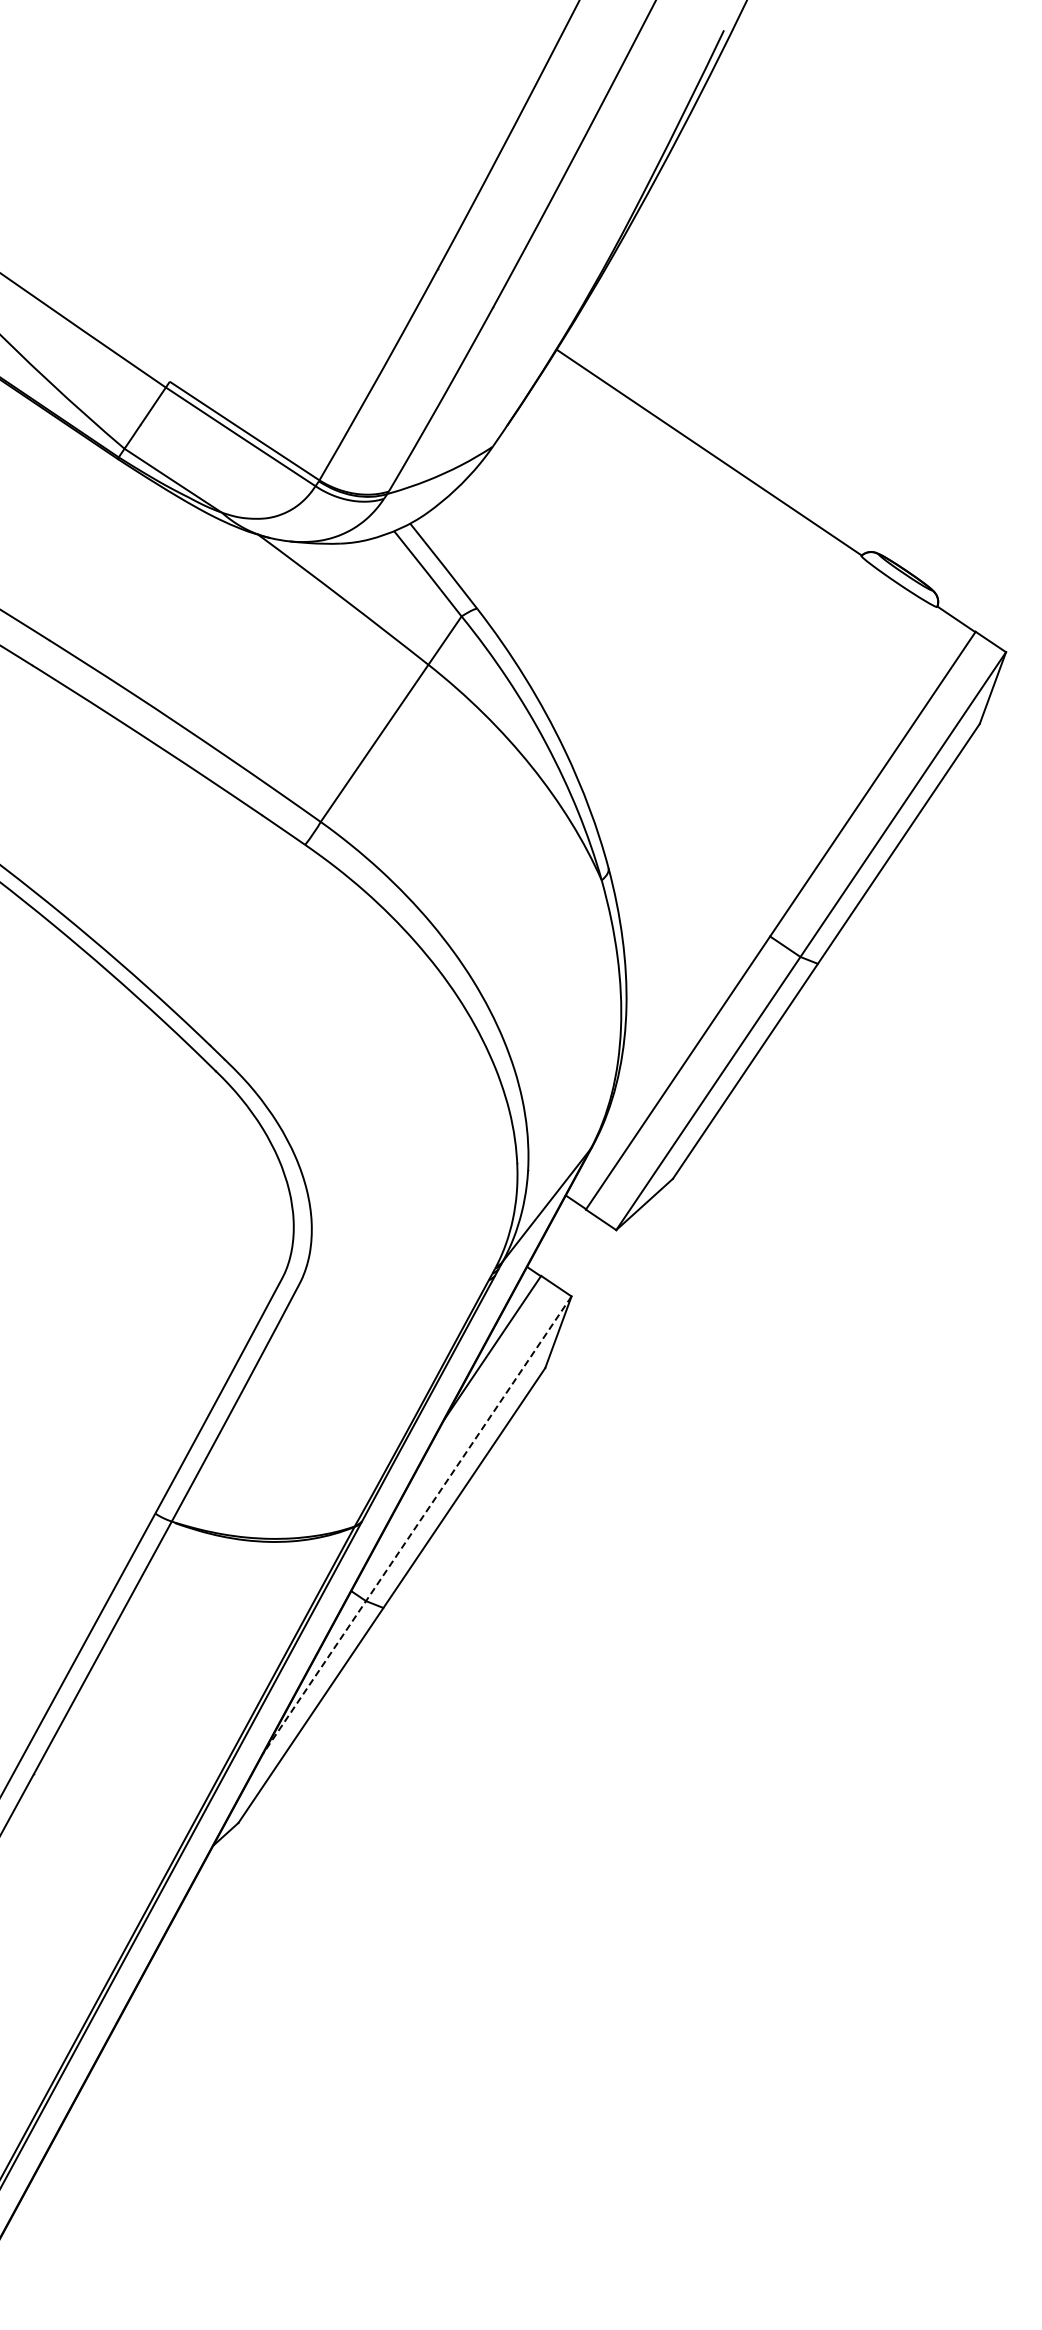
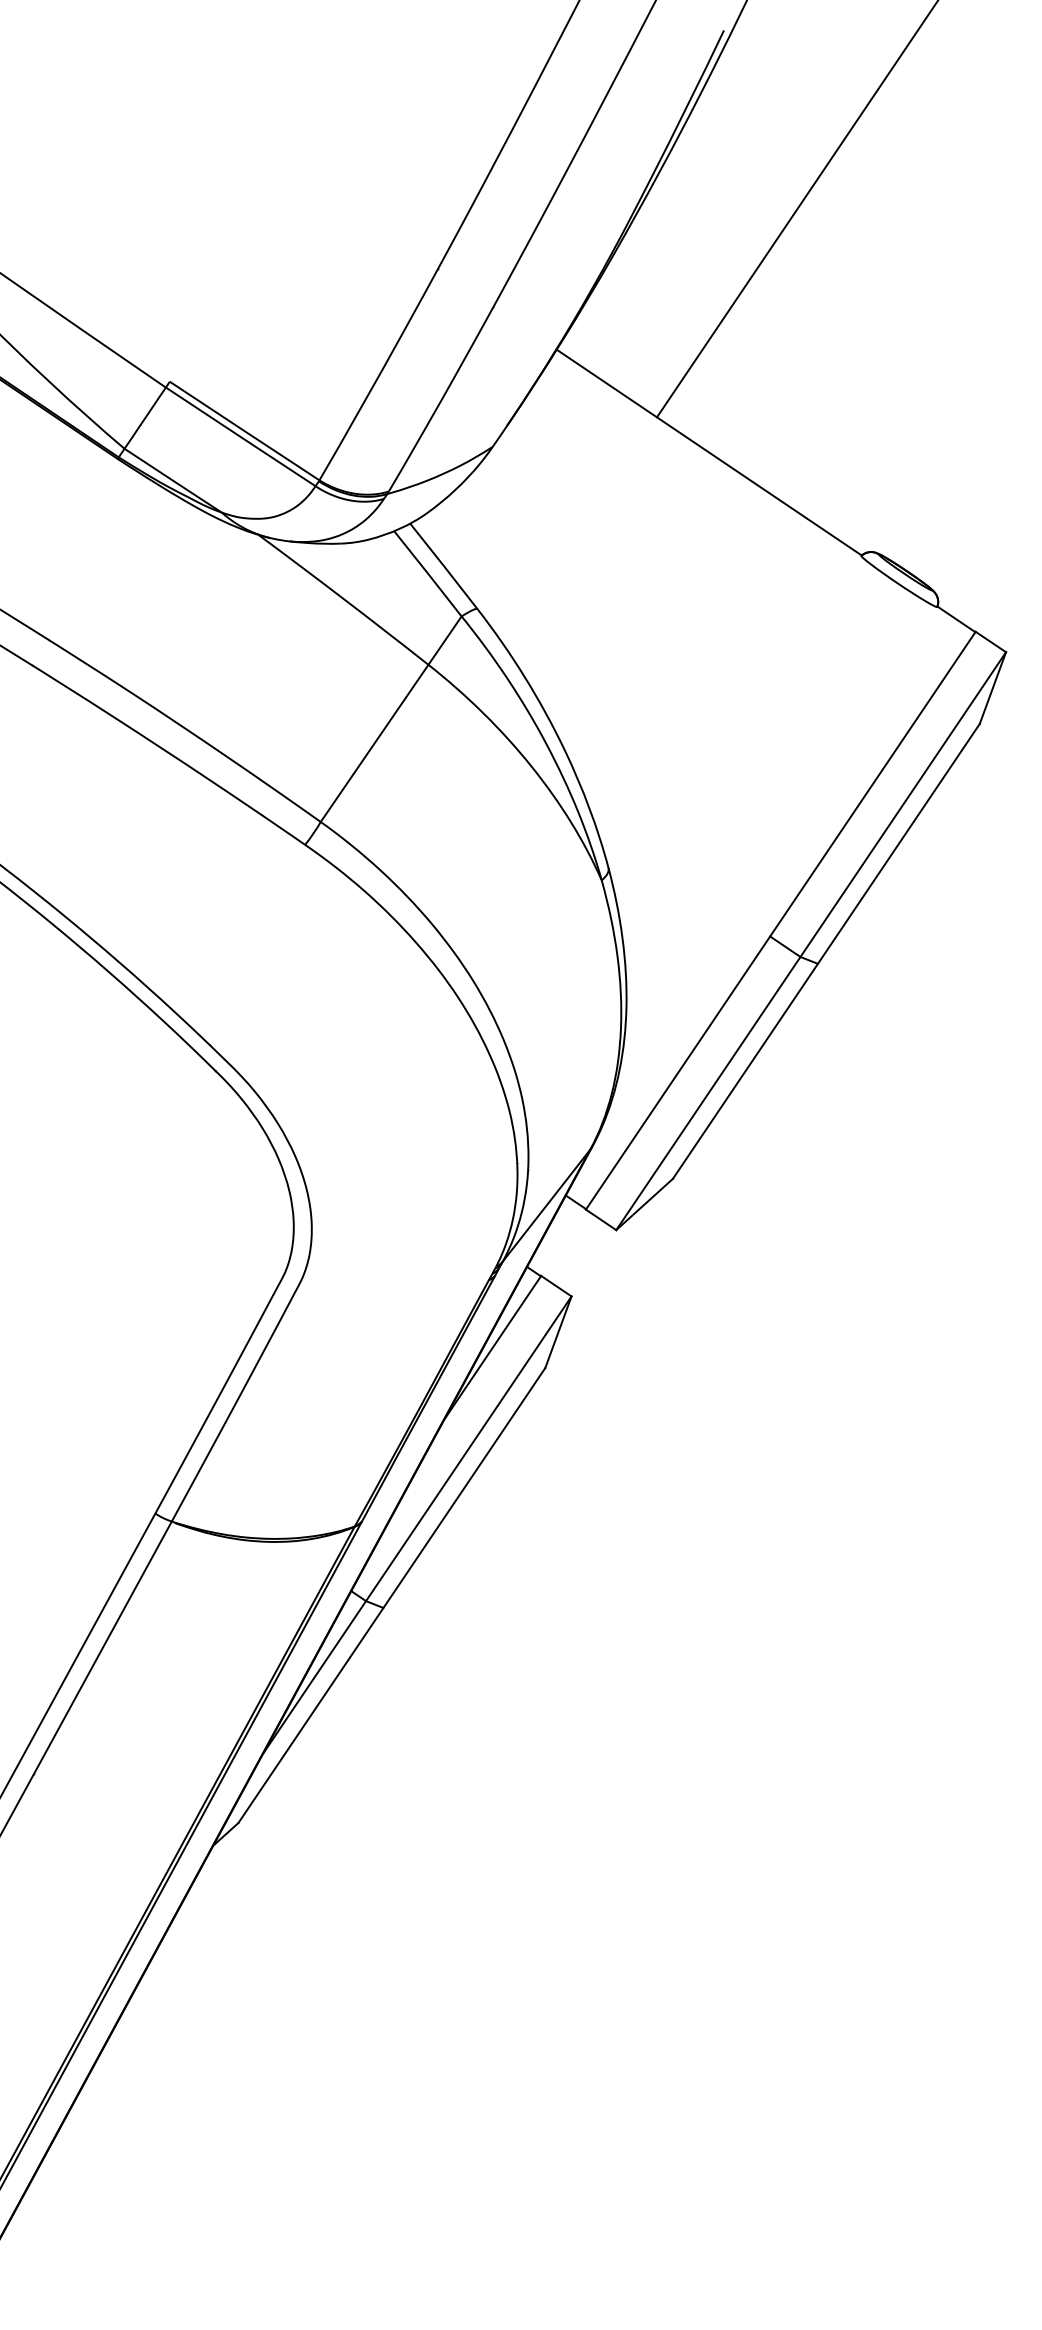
line: none -> present (796, 209)
line: dashed -> solid (417, 1524)
